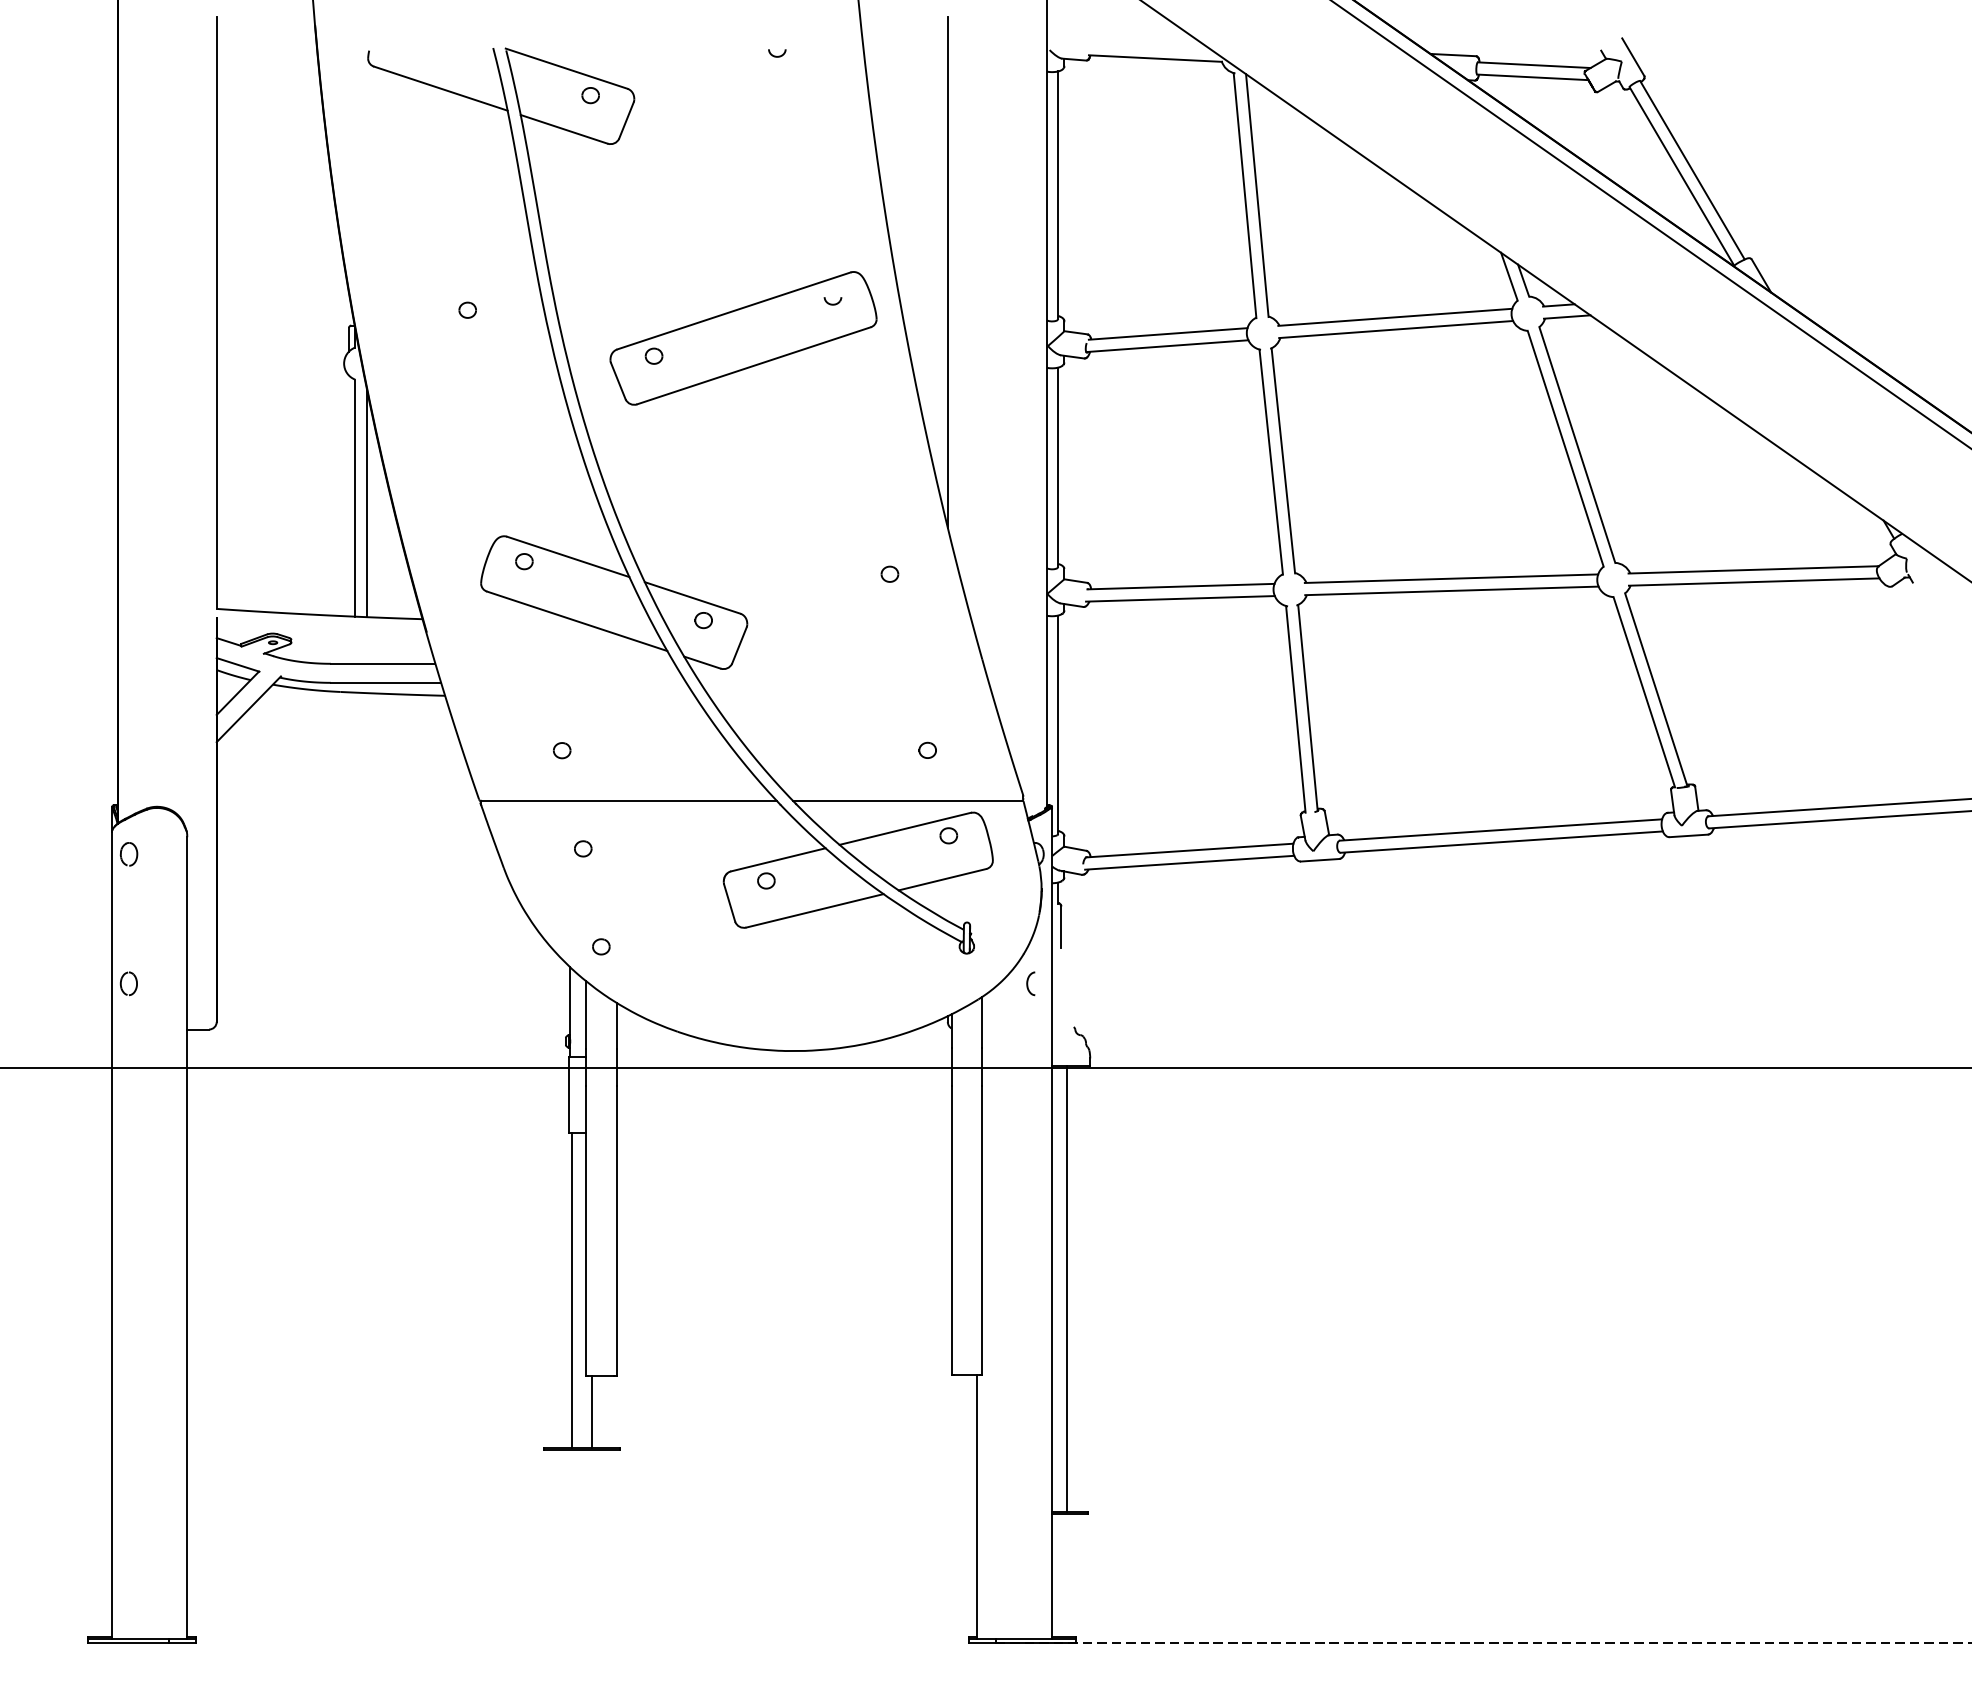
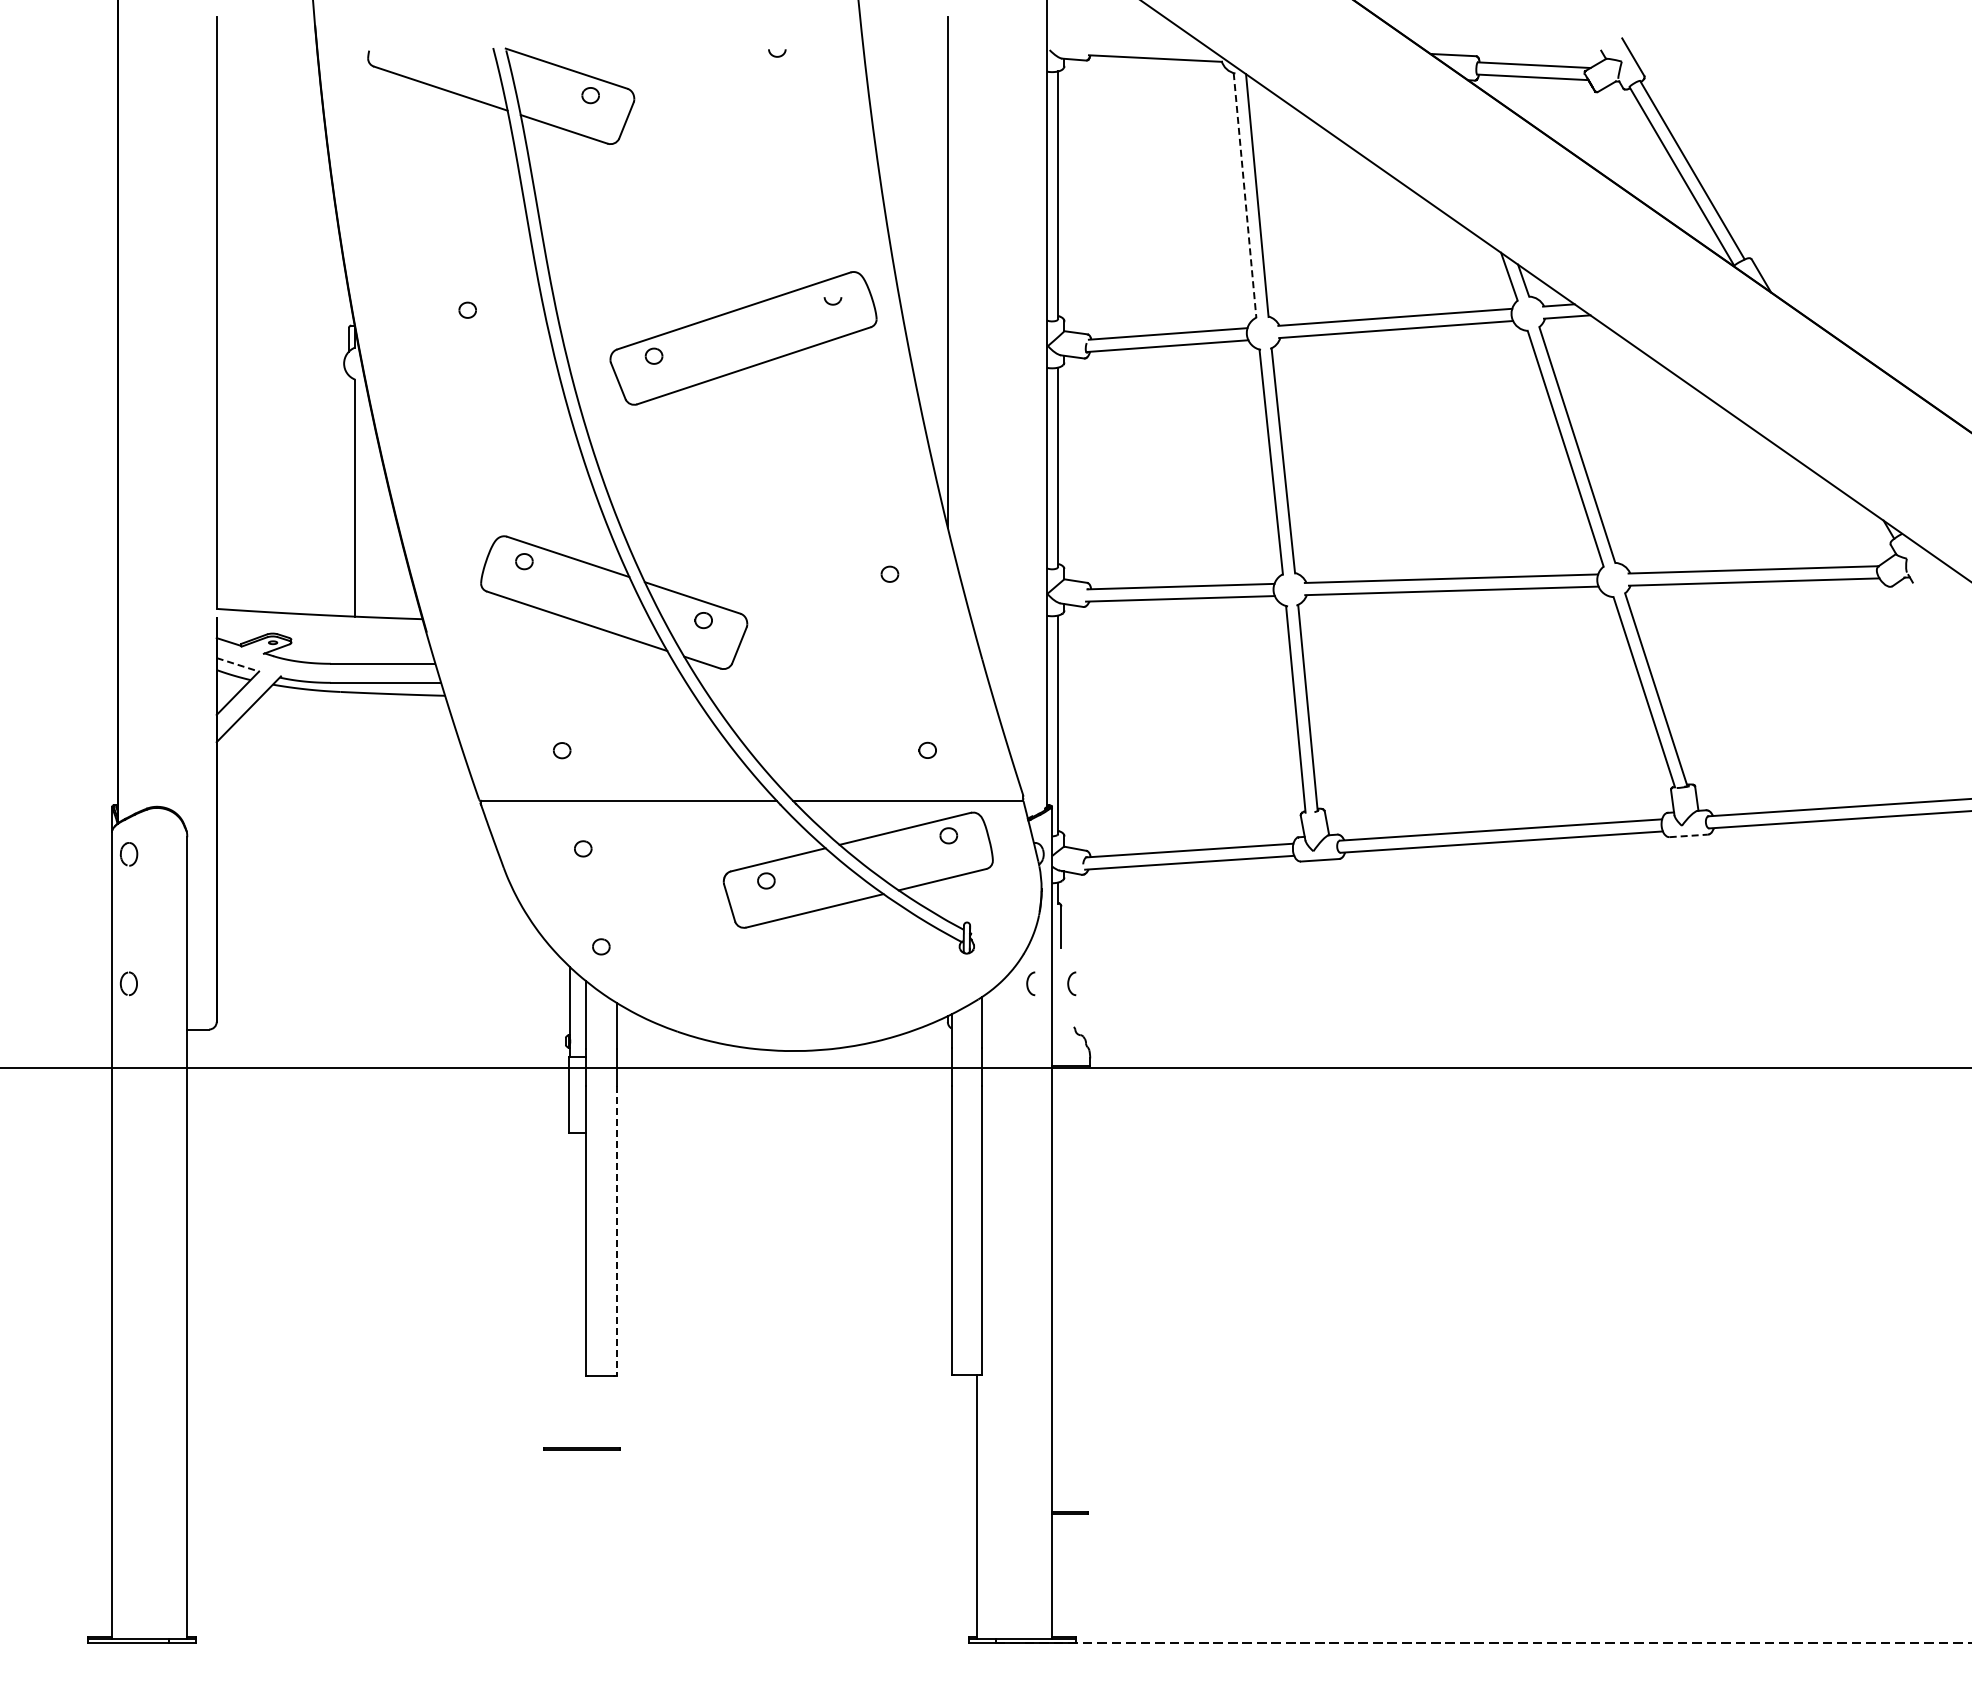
line: solid -> dashed (1245, 196)
line: present -> none (1650, 224)
line: present -> none (367, 504)
line: solid -> dashed (238, 665)
line: solid -> dashed (1689, 835)
curve: none -> present (1069, 983)
line: solid -> dashed (616, 1230)
line: present -> none (1067, 1288)
line: present -> none (572, 1290)
line: present -> none (592, 1411)
